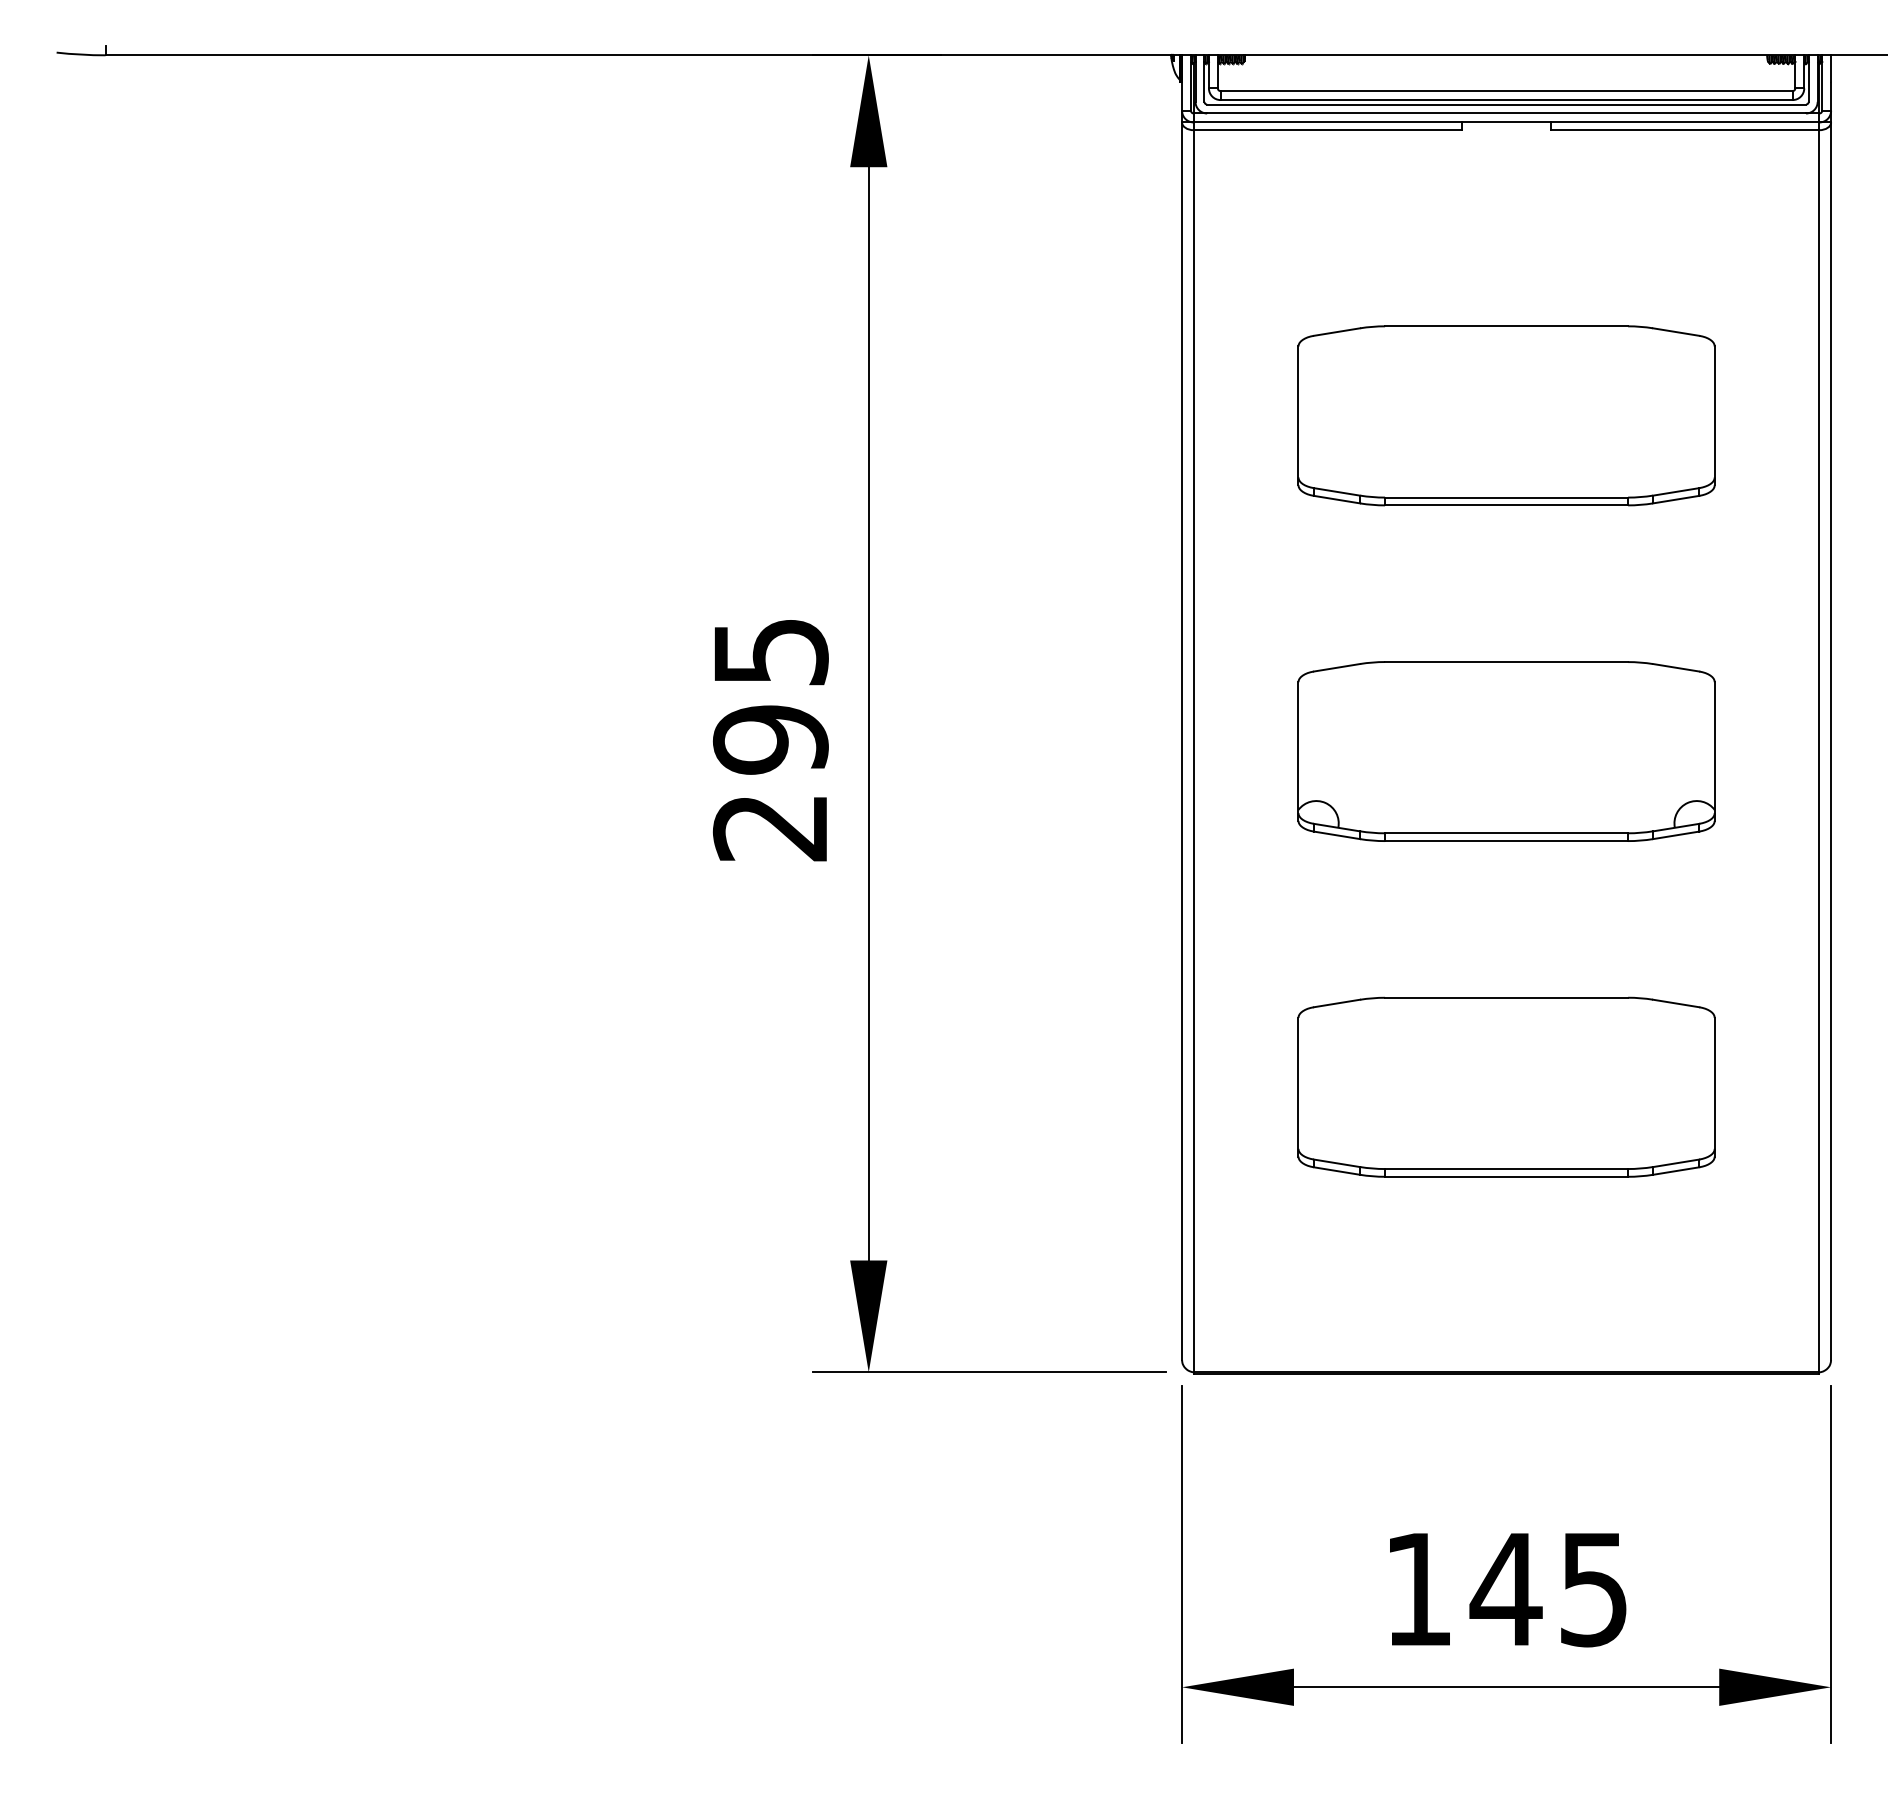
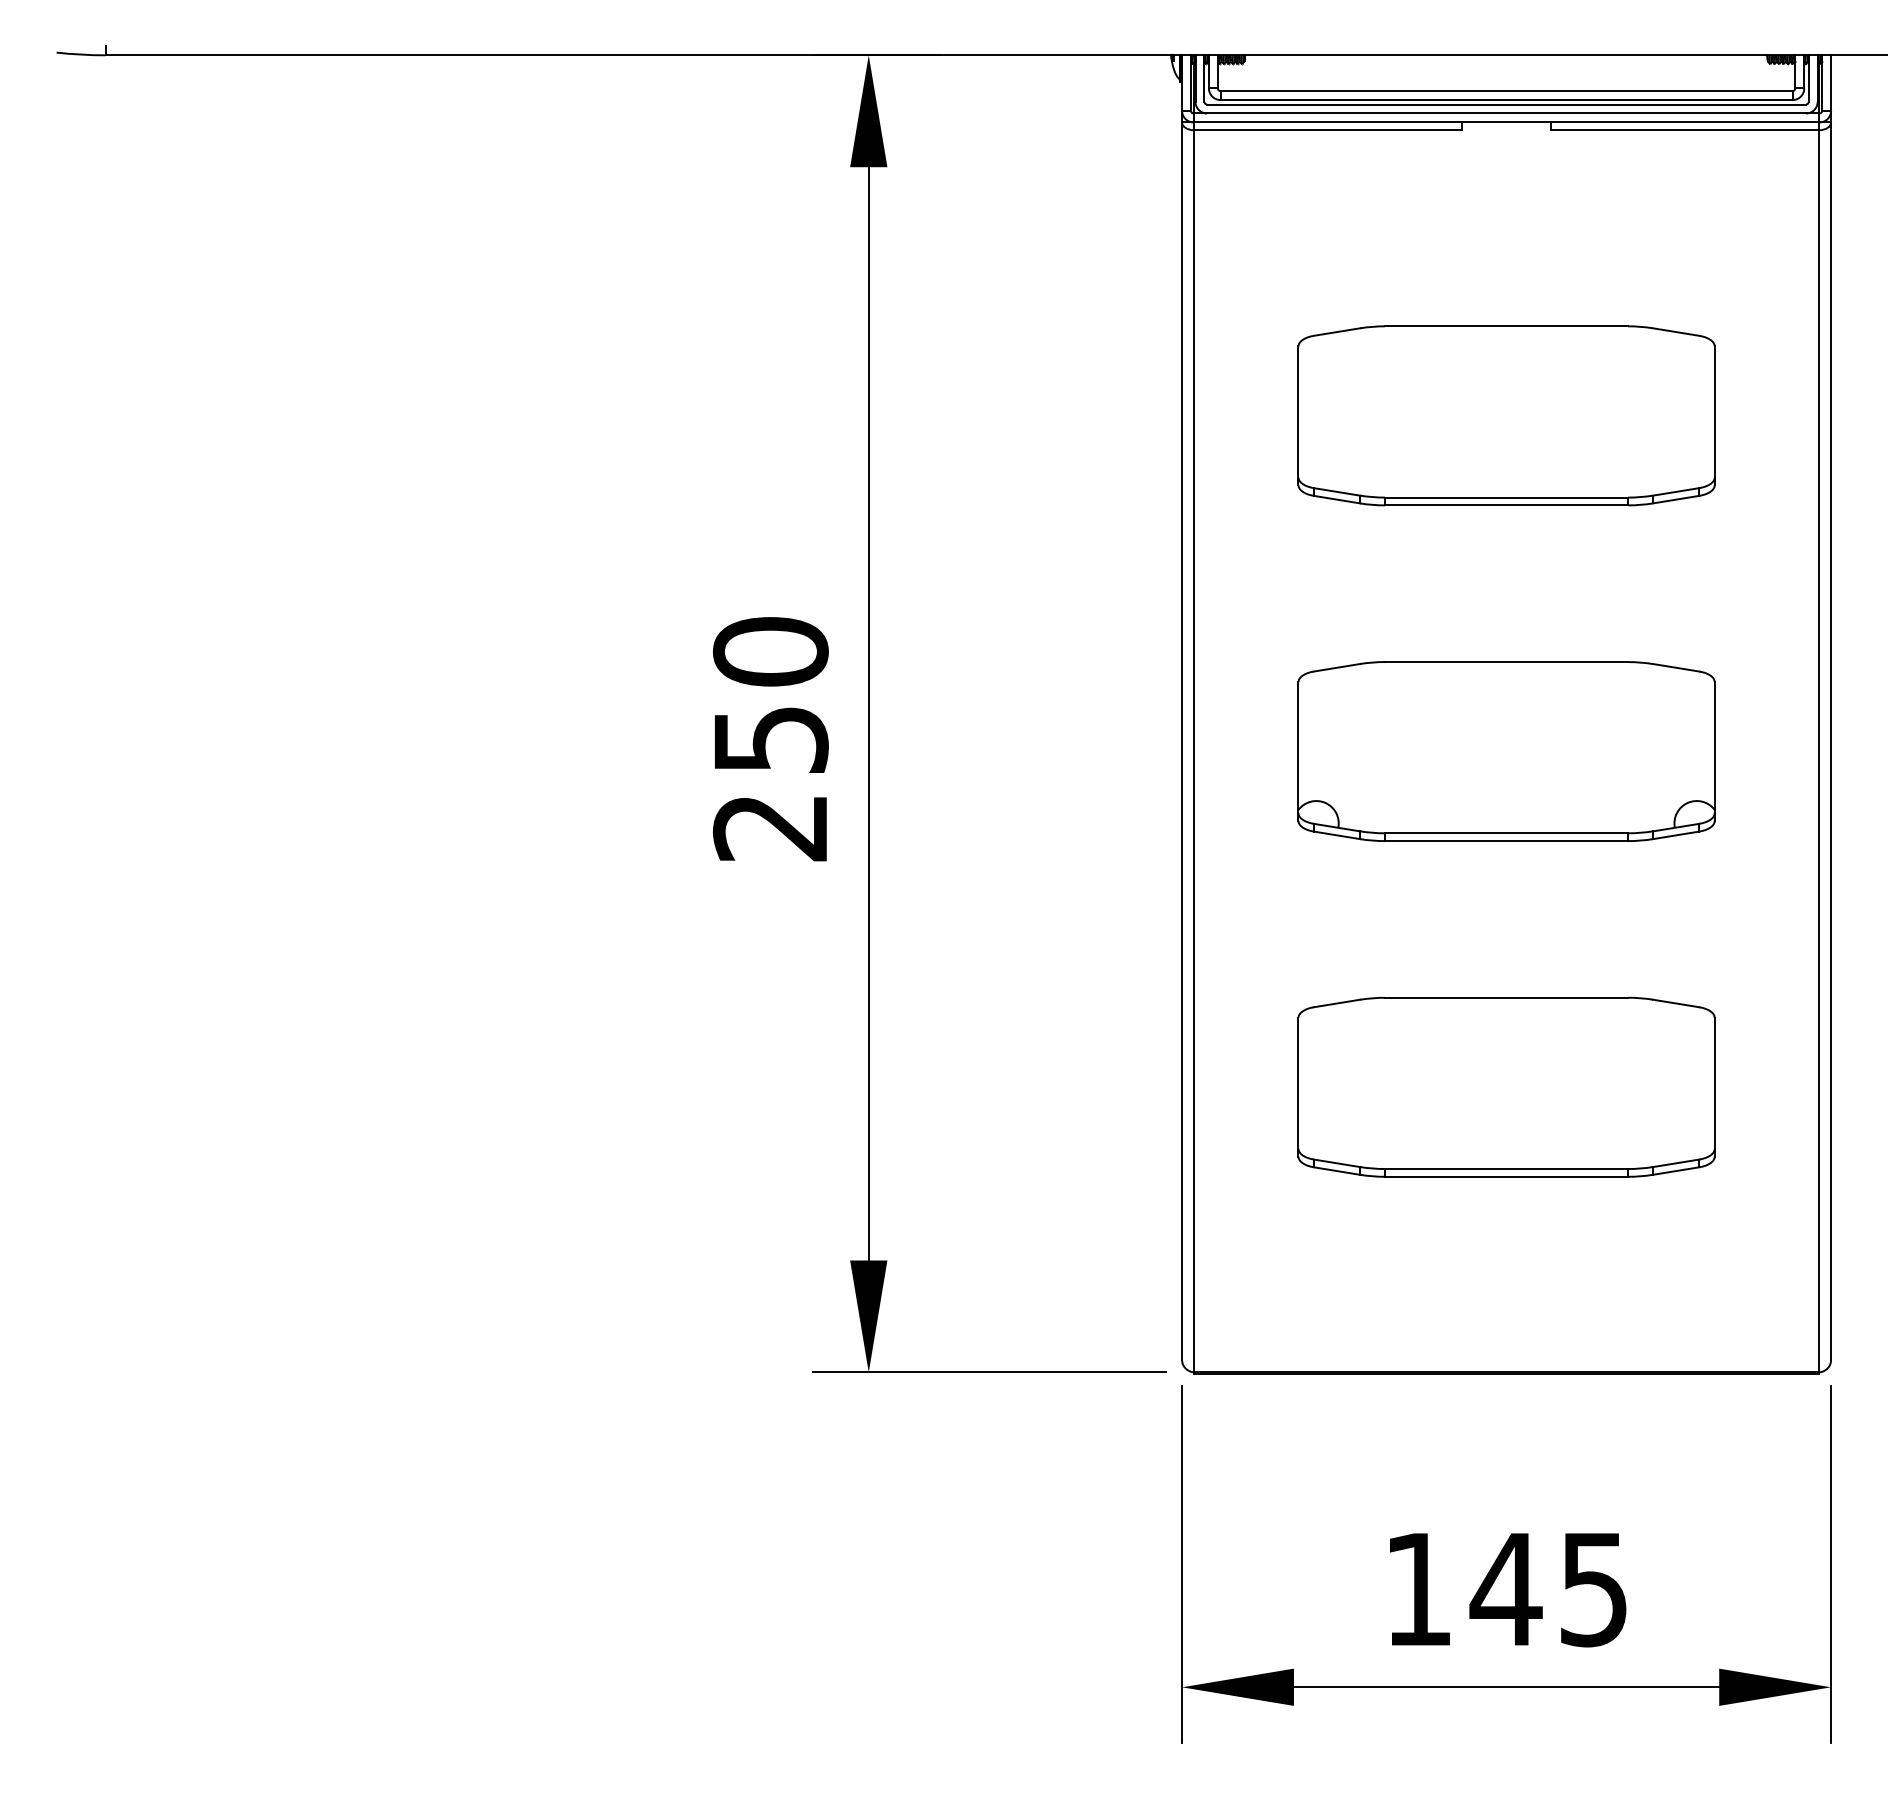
text: 295 -> 250 (770, 695)
